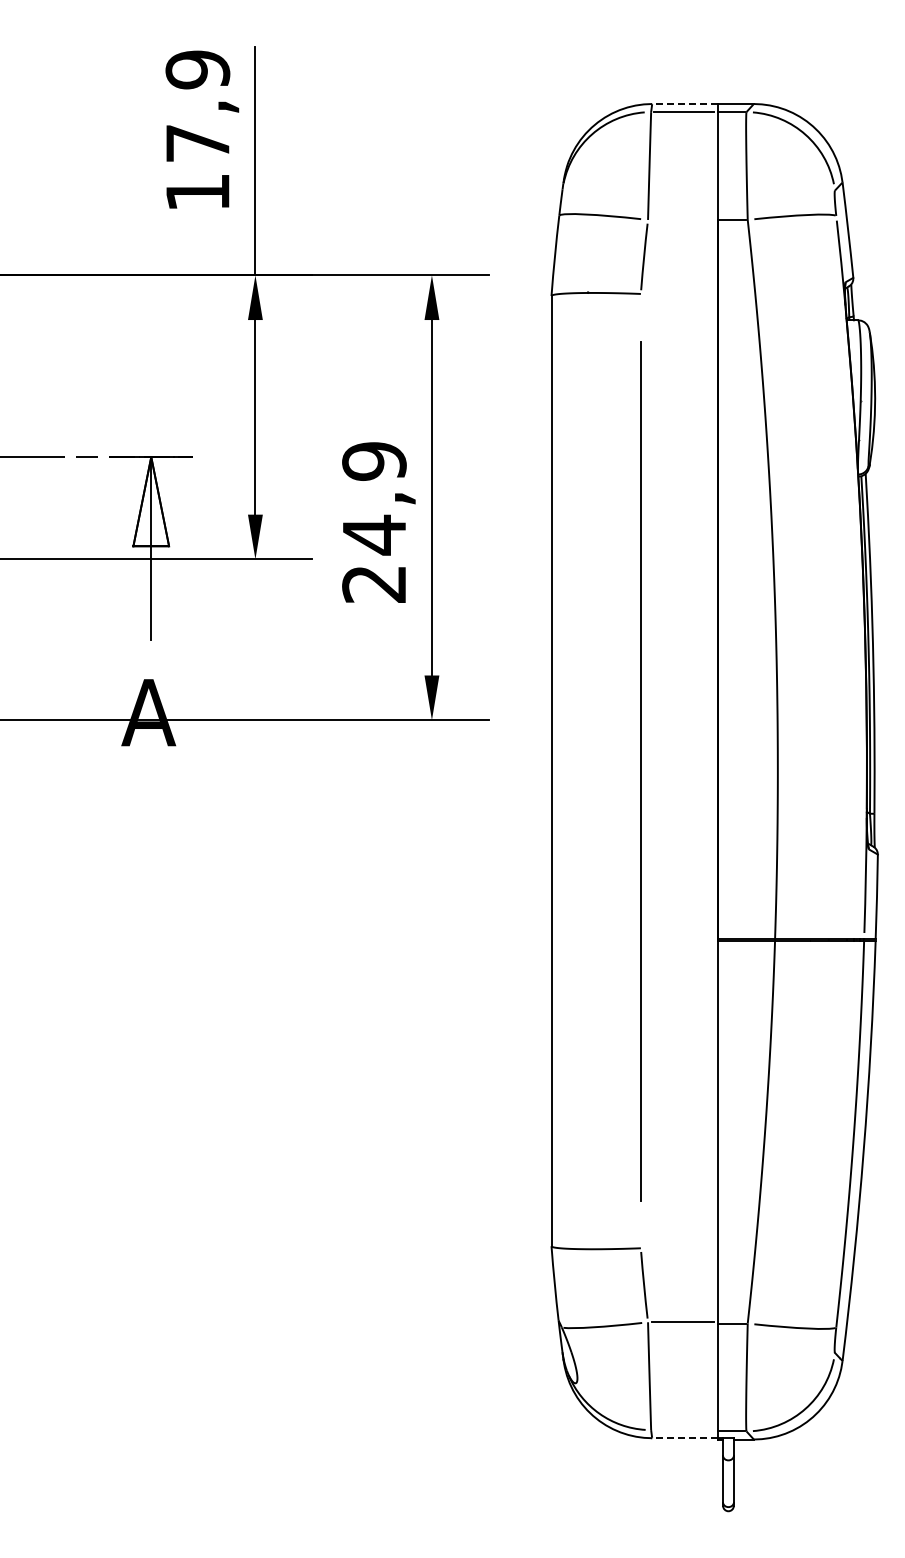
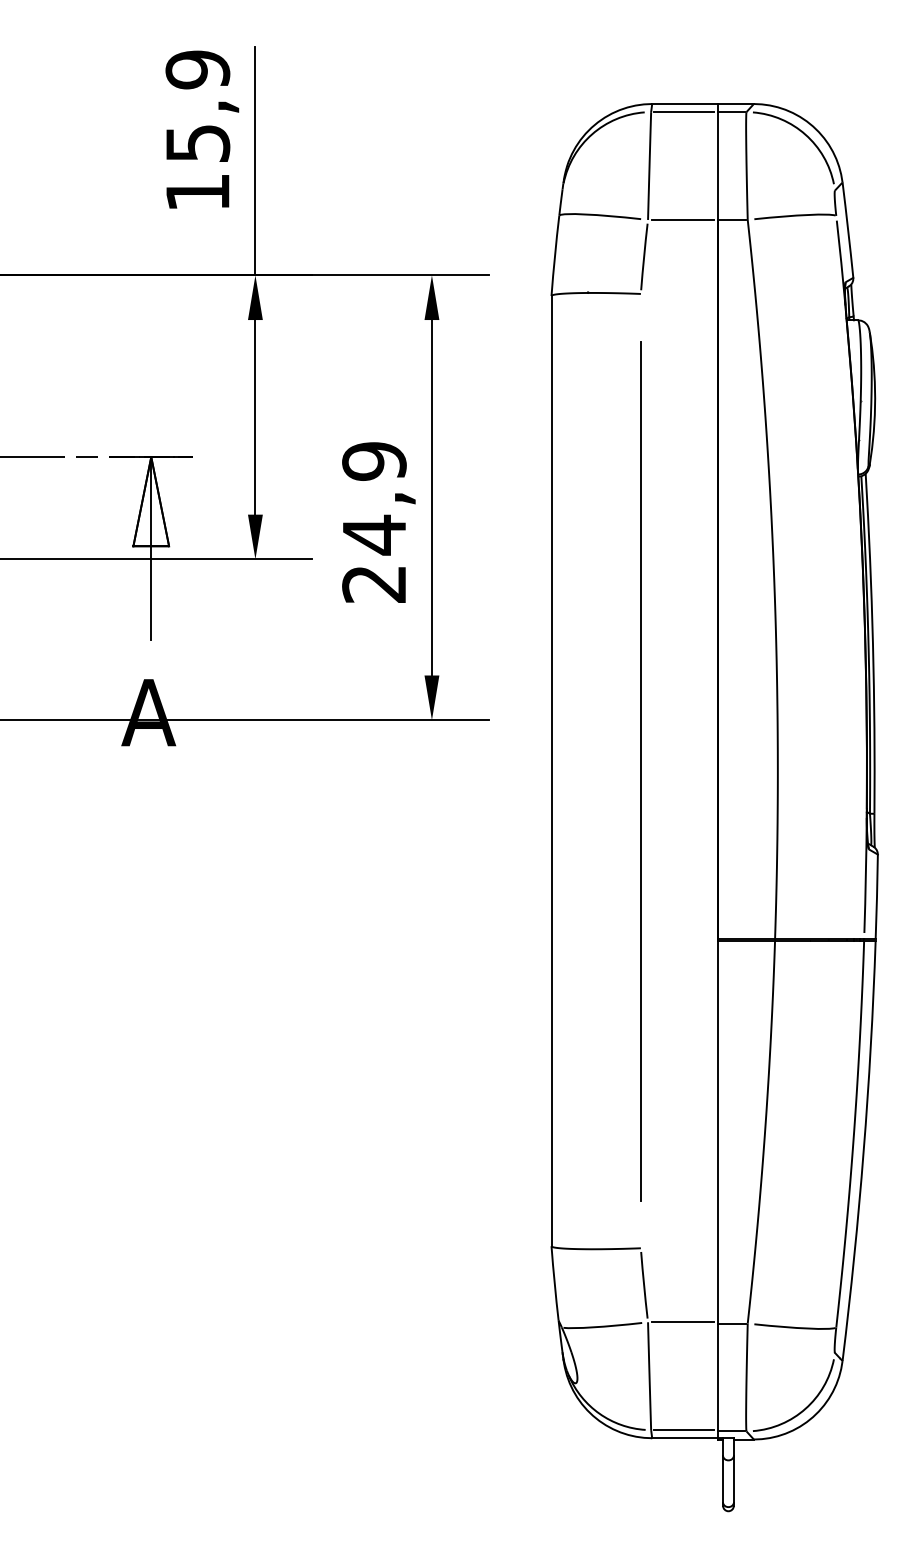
line: dashed -> solid (684, 104)
text: 17,9 -> 15,9 (198, 143)
line: none -> present (682, 219)
line: none -> present (684, 1430)
line: dashed -> solid (684, 1438)
